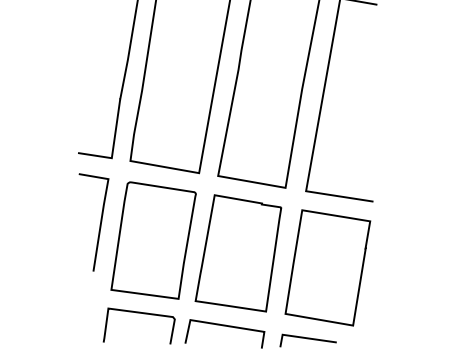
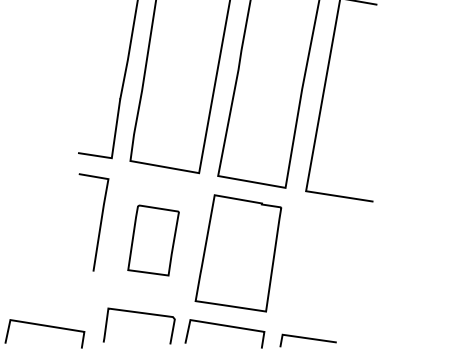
part size: 87x119 px -> 53x73 px (153, 240)
part: present -> none (327, 267)
curve: none -> present (44, 326)
